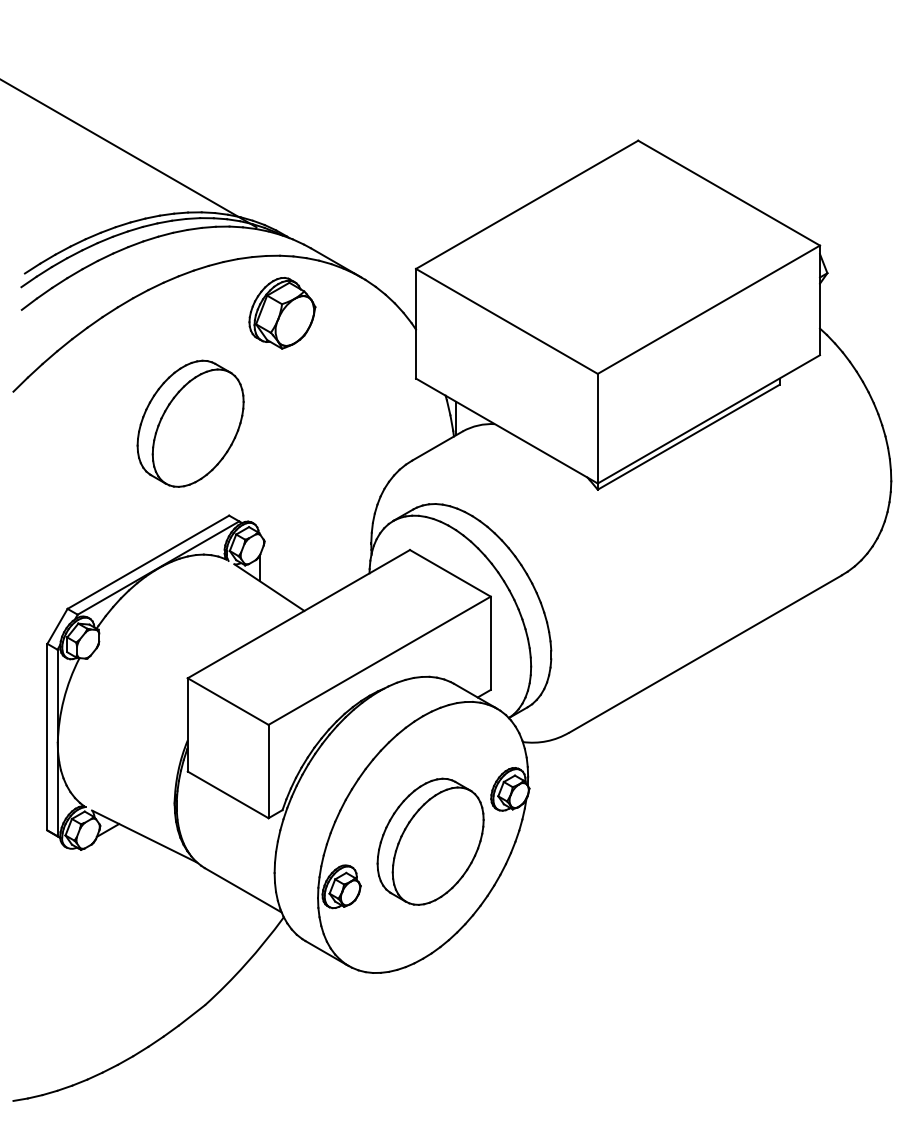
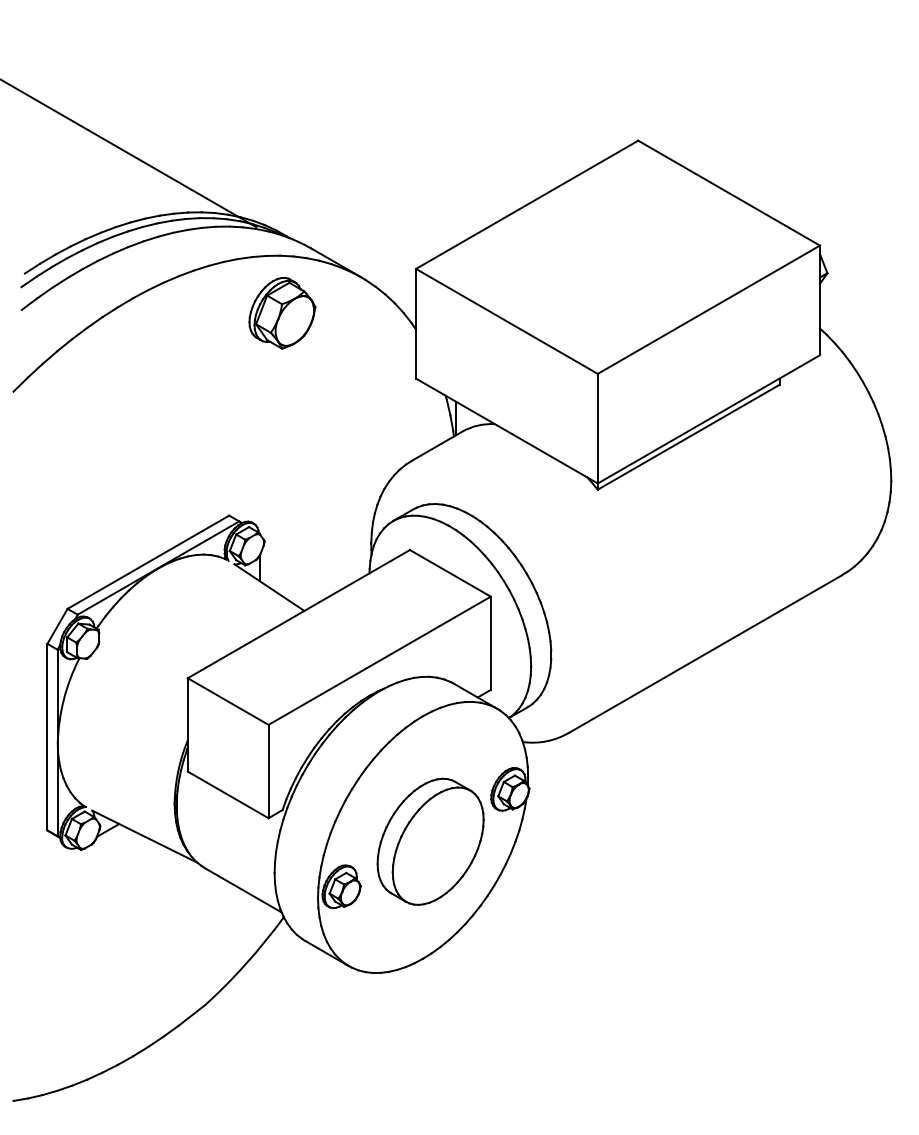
part: present -> none (190, 423)
